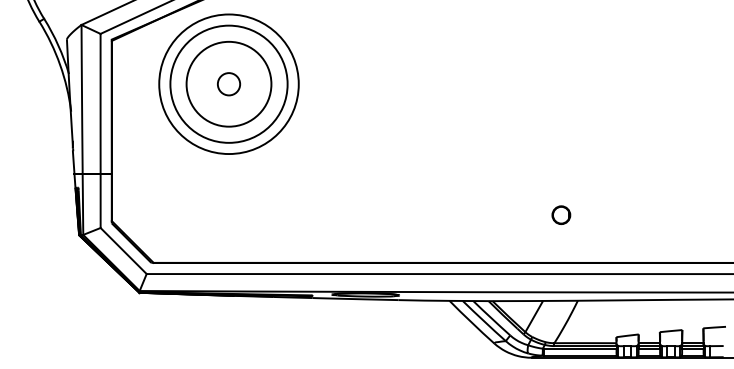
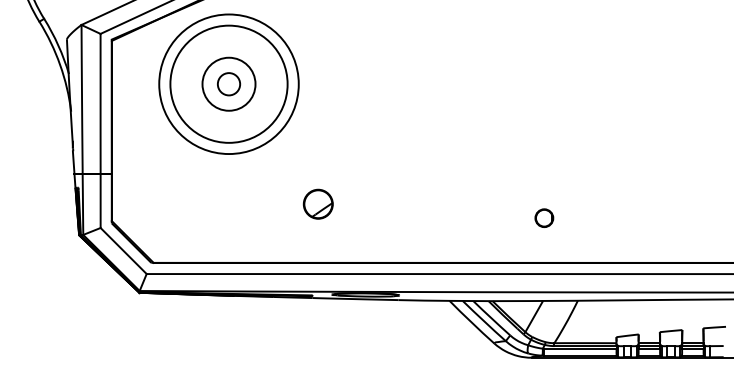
circle diameter: 85 px -> 53 px (228, 83)
part: none -> present (317, 203)
part position: (561, 214) -> (544, 217) (544, 217)
